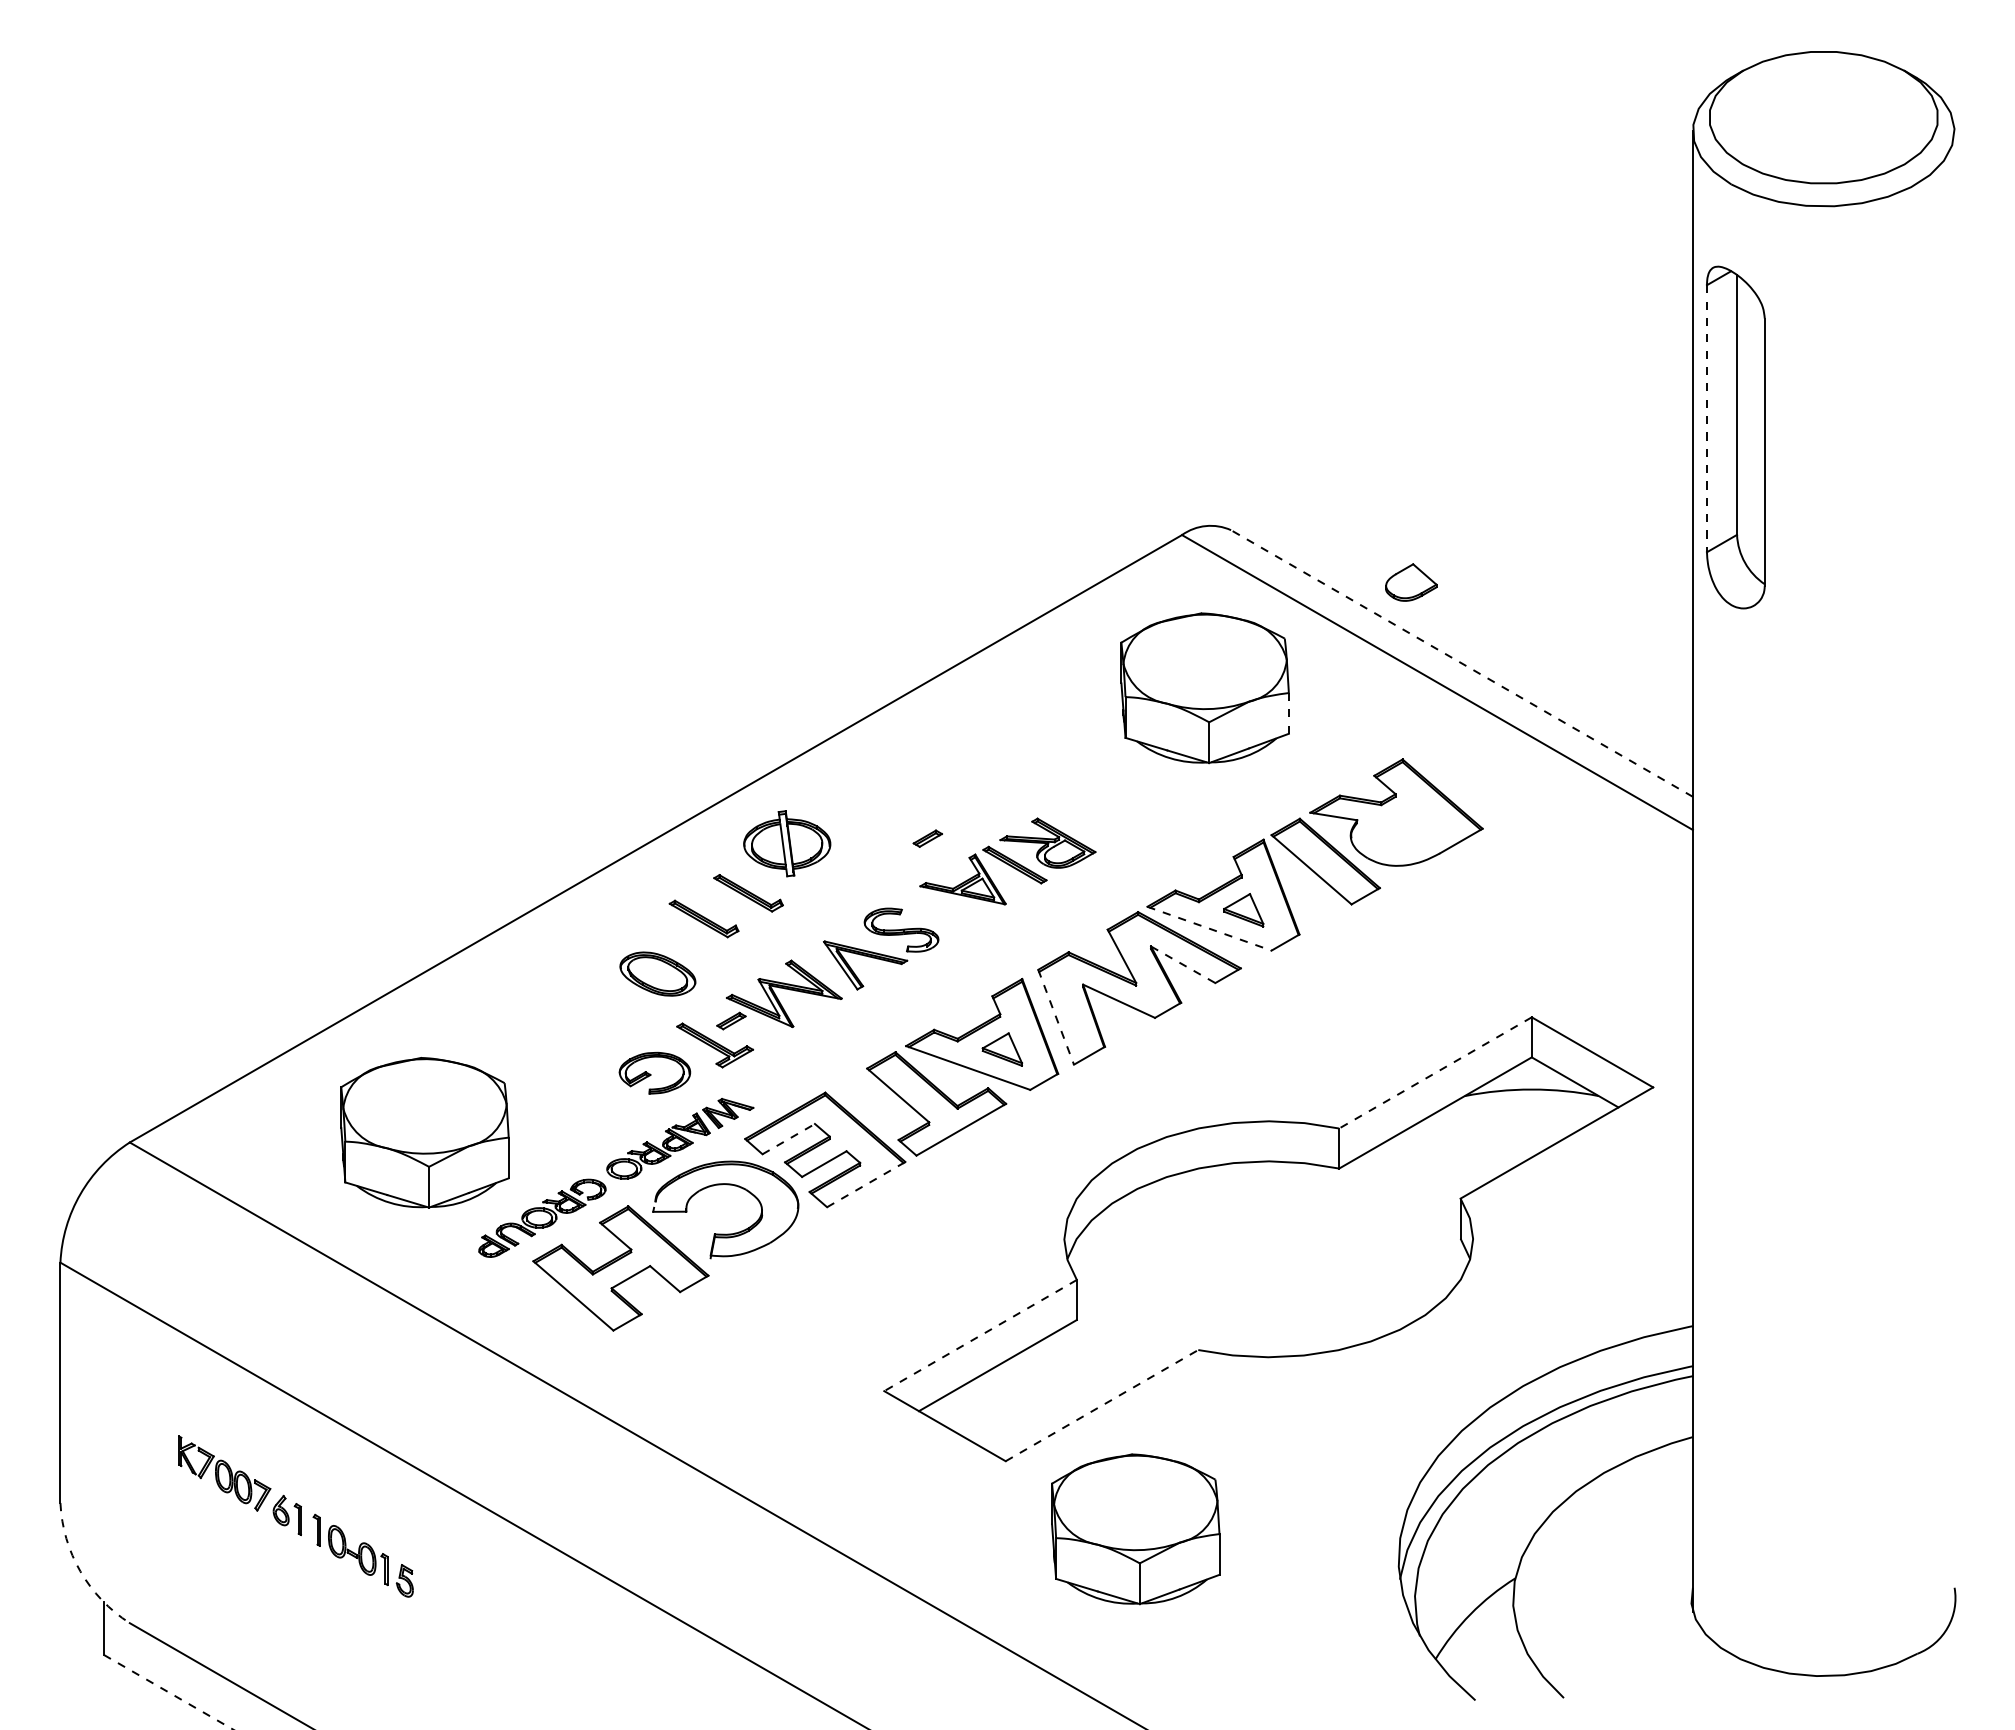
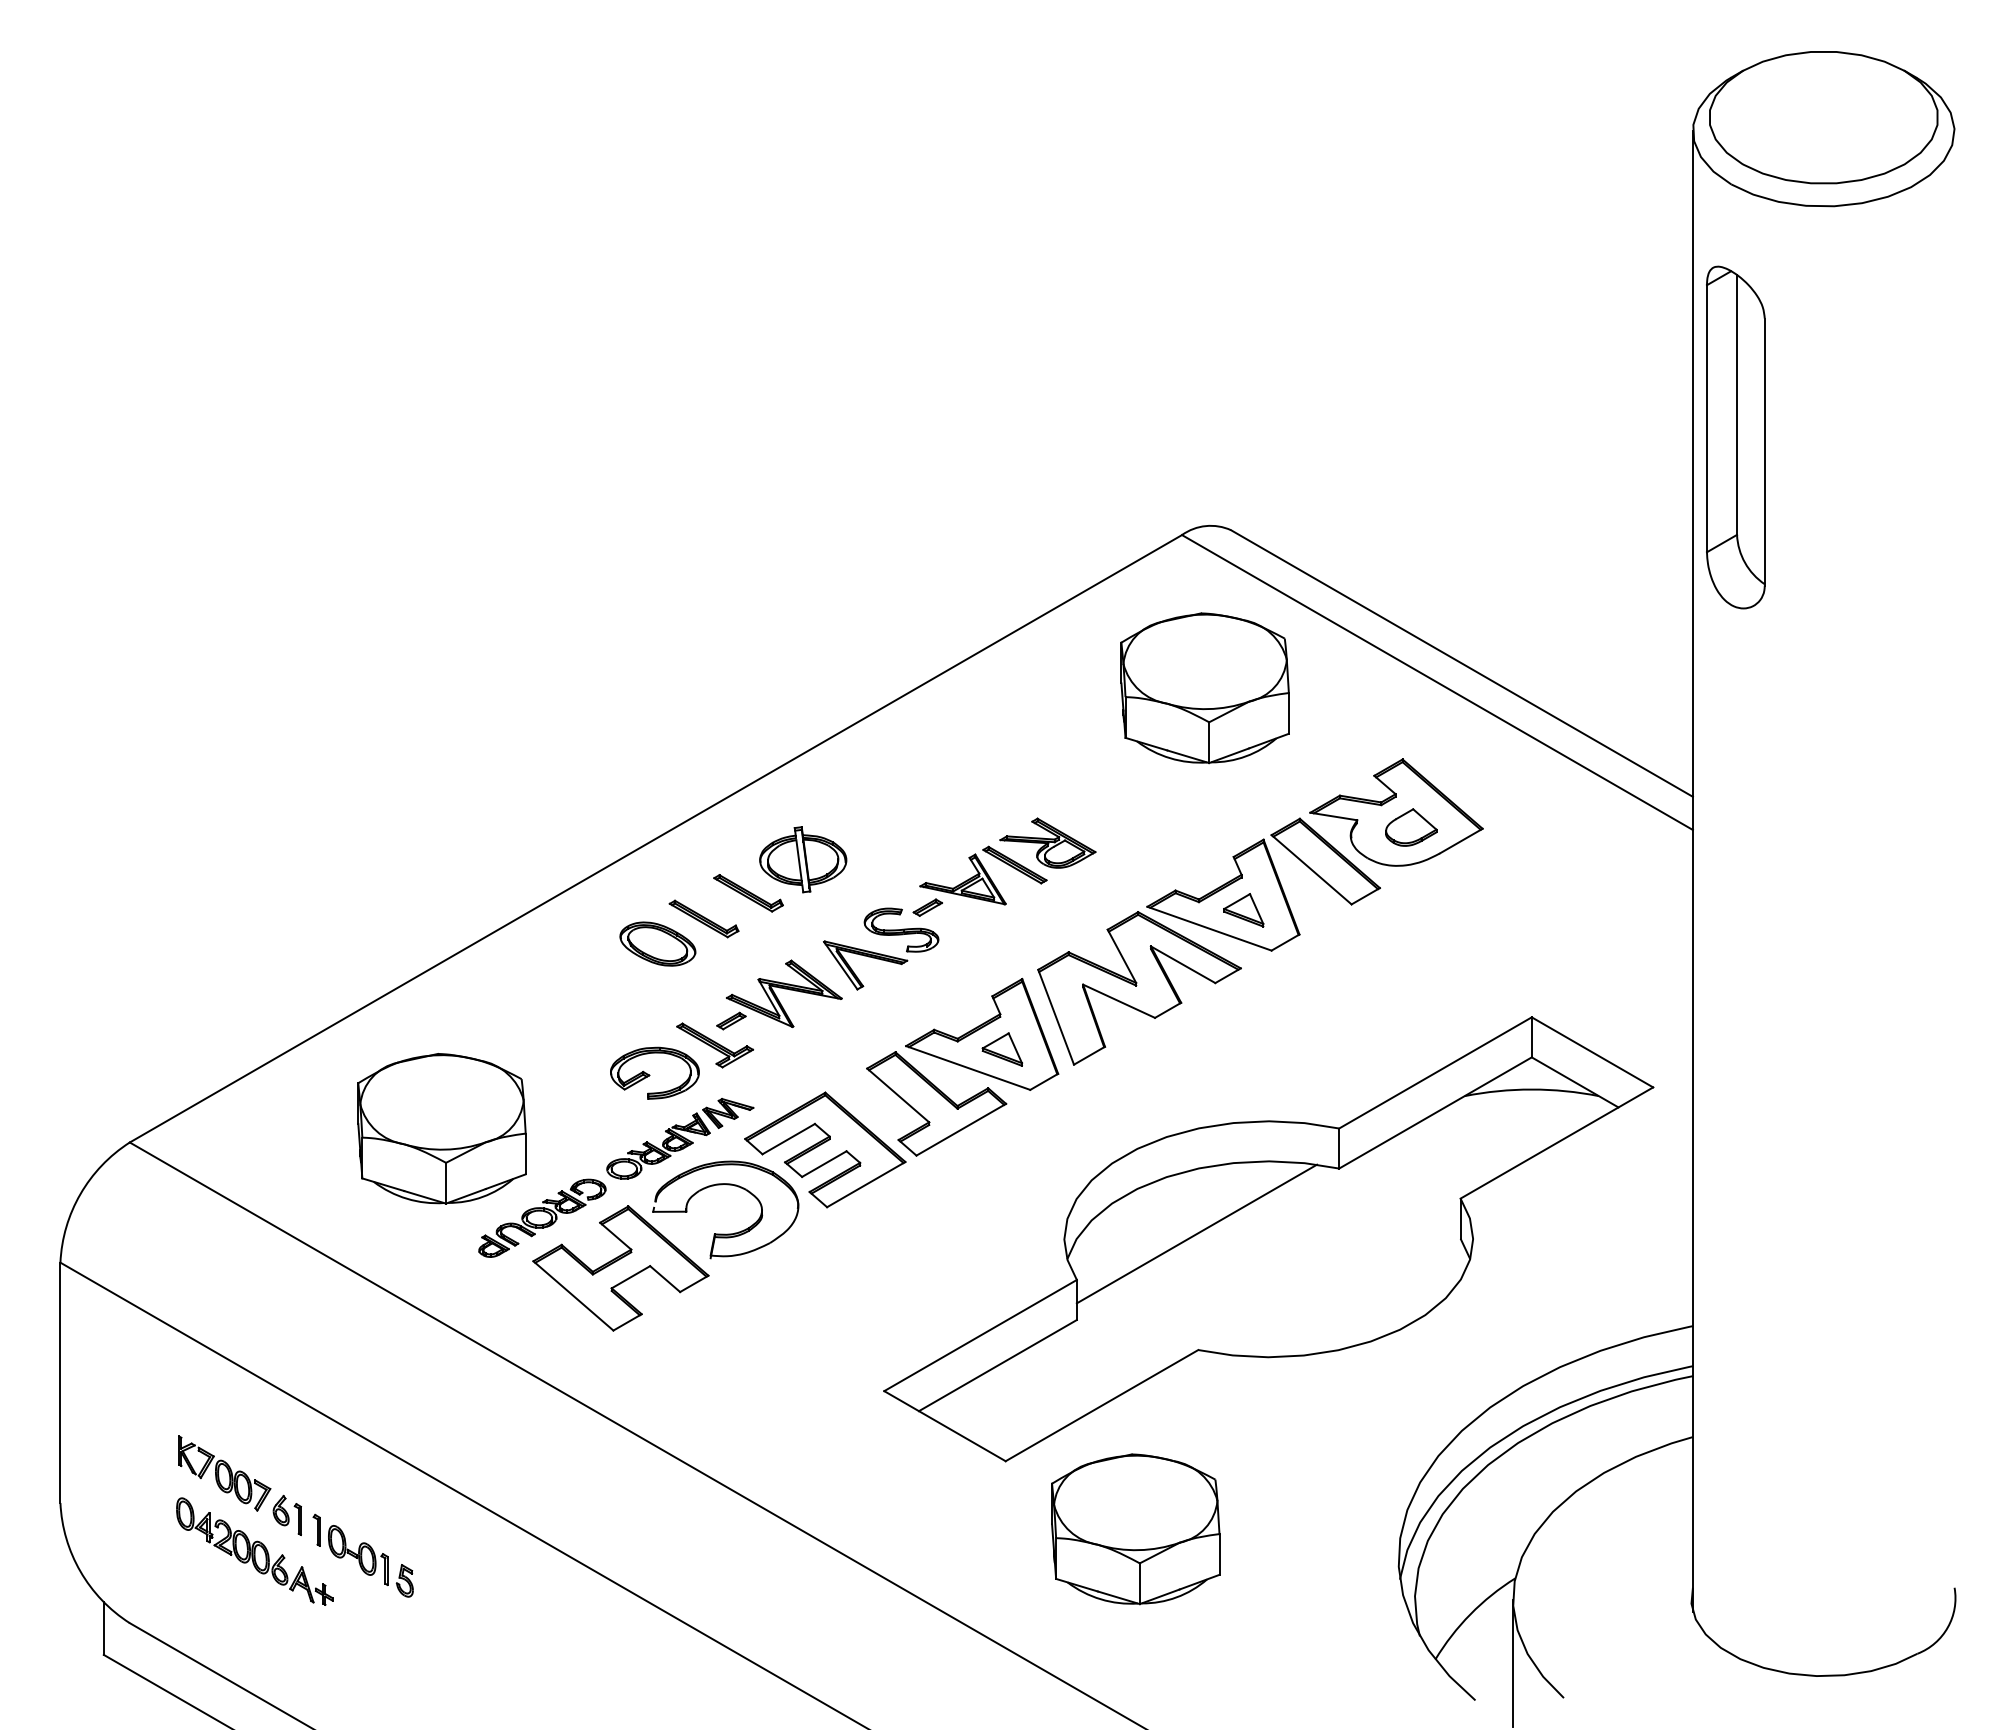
line: dashed -> solid (1706, 418)
part position: (1411, 582) -> (1411, 827) (1411, 827)
line: dashed -> solid (1462, 663)
line: dashed -> solid (1288, 712)
part position: (927, 838) -> (927, 907) (927, 907)
part position: (787, 843) -> (803, 859) (803, 859)
line: dashed -> solid (1209, 928)
line: dashed -> solid (1183, 965)
part position: (657, 973) -> (657, 943) (657, 943)
line: dashed -> solid (1056, 1017)
part size: 74x44 px -> 90x54 px (654, 1072)
line: dashed -> solid (1435, 1073)
part position: (424, 1132) -> (441, 1128) (441, 1128)
line: dashed -> solid (789, 1138)
line: dashed -> solid (866, 1184)
line: none -> present (1196, 1233)
line: dashed -> solid (980, 1335)
line: dashed -> solid (1102, 1405)
part: none -> present (254, 1551)
arc: dashed -> solid (80, 1571)
line: none -> present (1513, 1662)
line: dashed -> solid (168, 1692)
